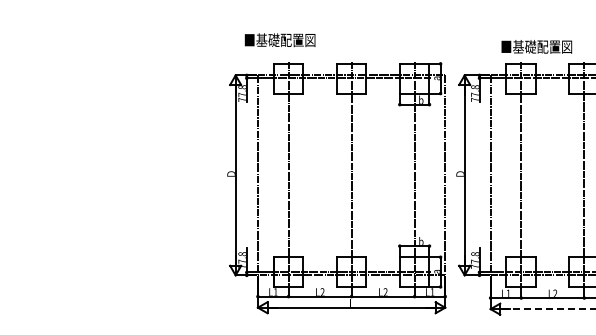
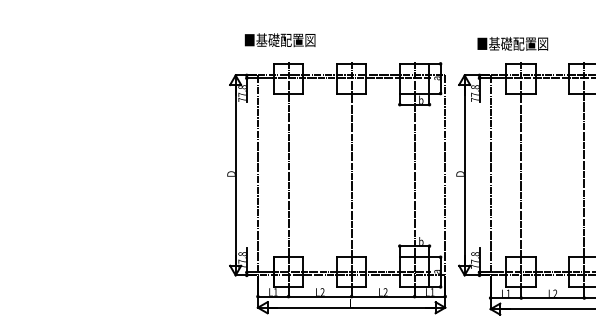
text position: (536, 46) -> (512, 43) (512, 43)
line: dashed -> solid (548, 309)
